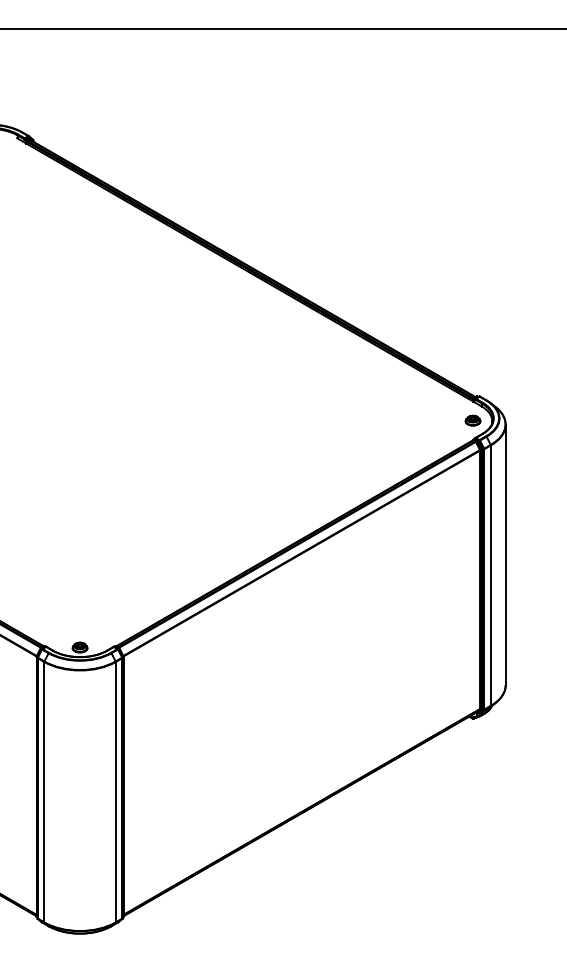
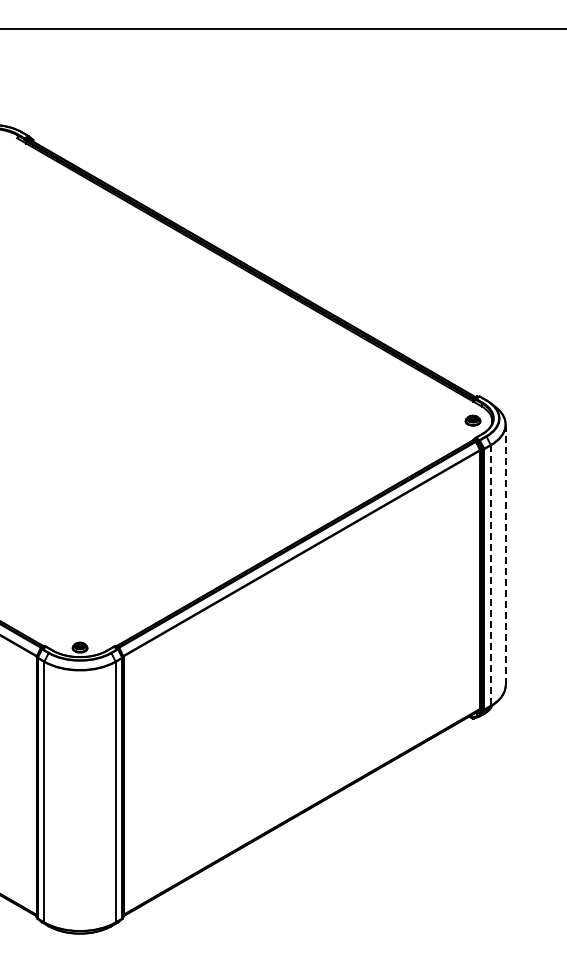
line: solid -> dashed (505, 555)
line: solid -> dashed (490, 576)
